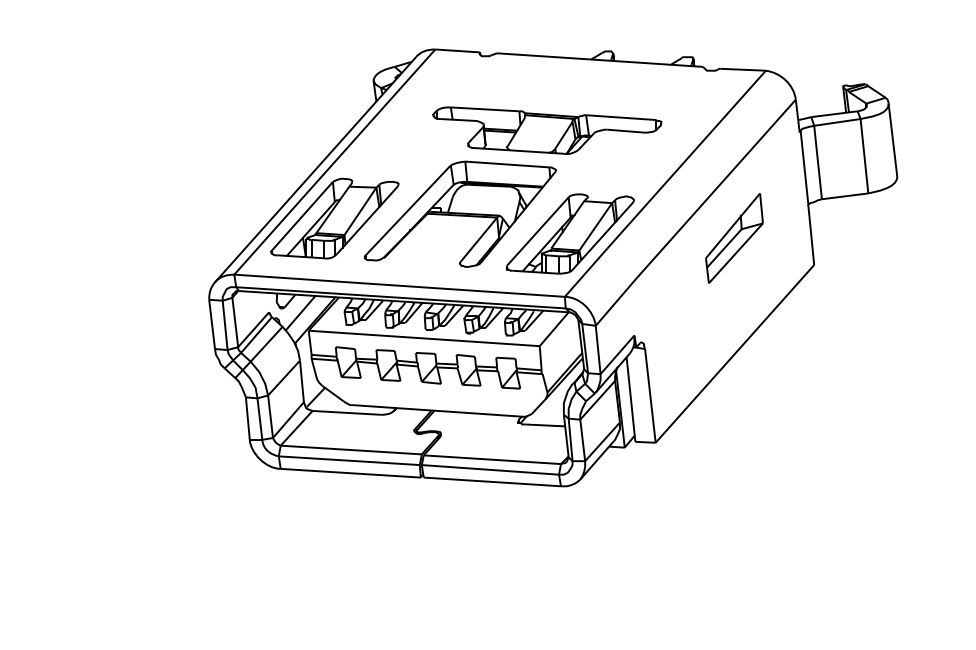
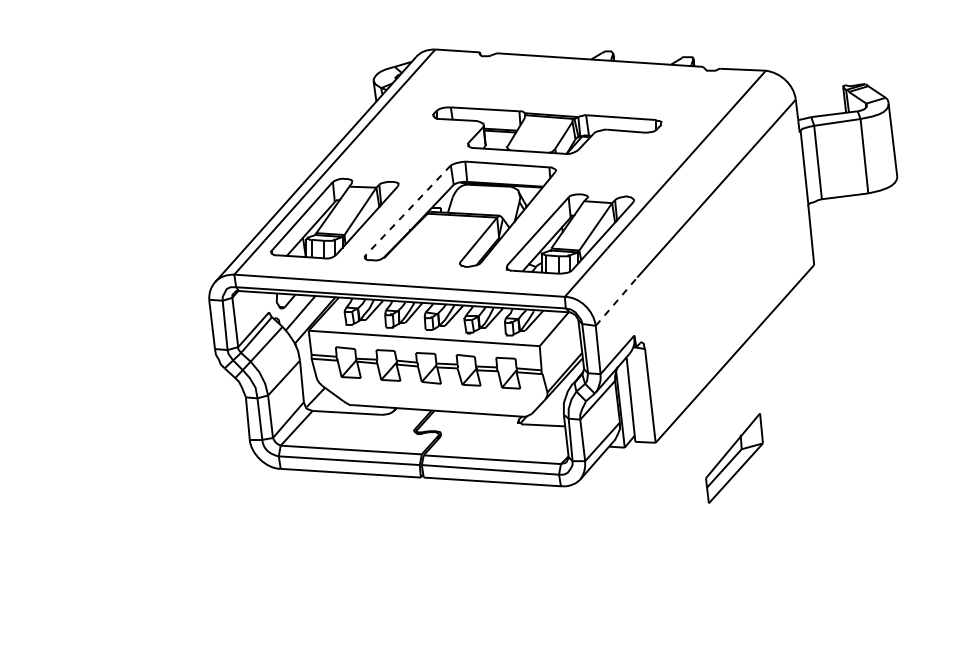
line: solid -> dashed (408, 210)
part position: (734, 238) -> (734, 458) (734, 458)
line: solid -> dashed (616, 301)
